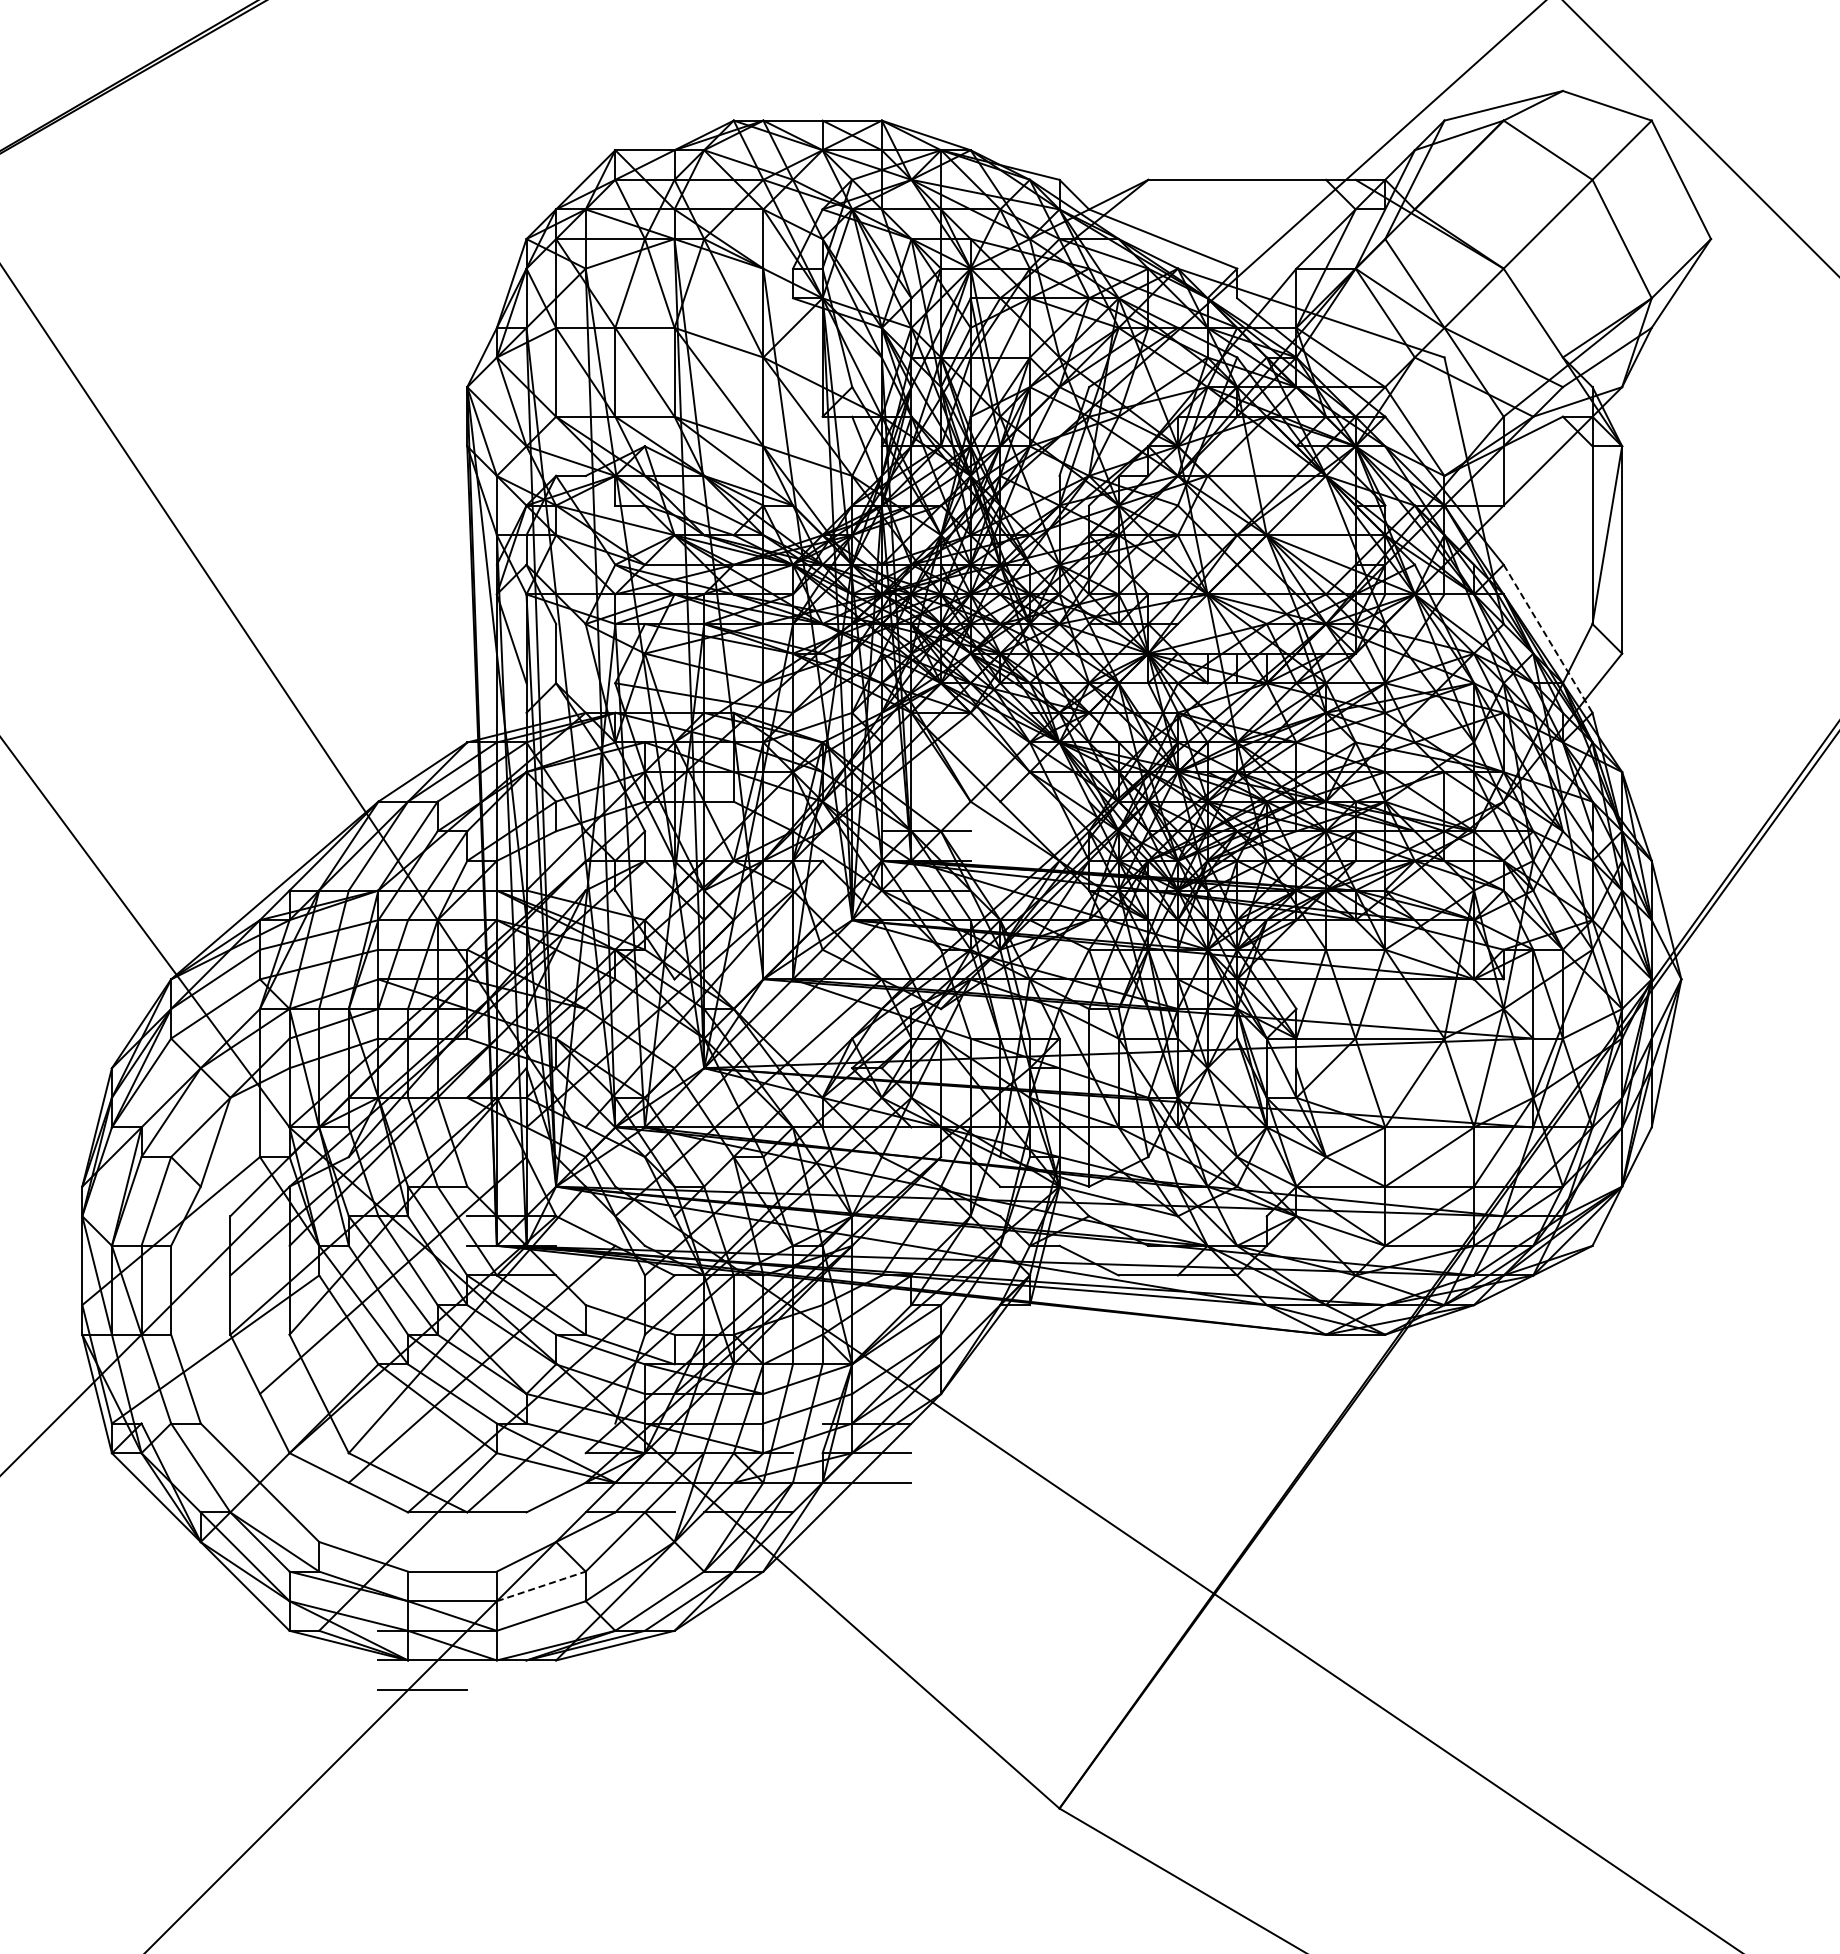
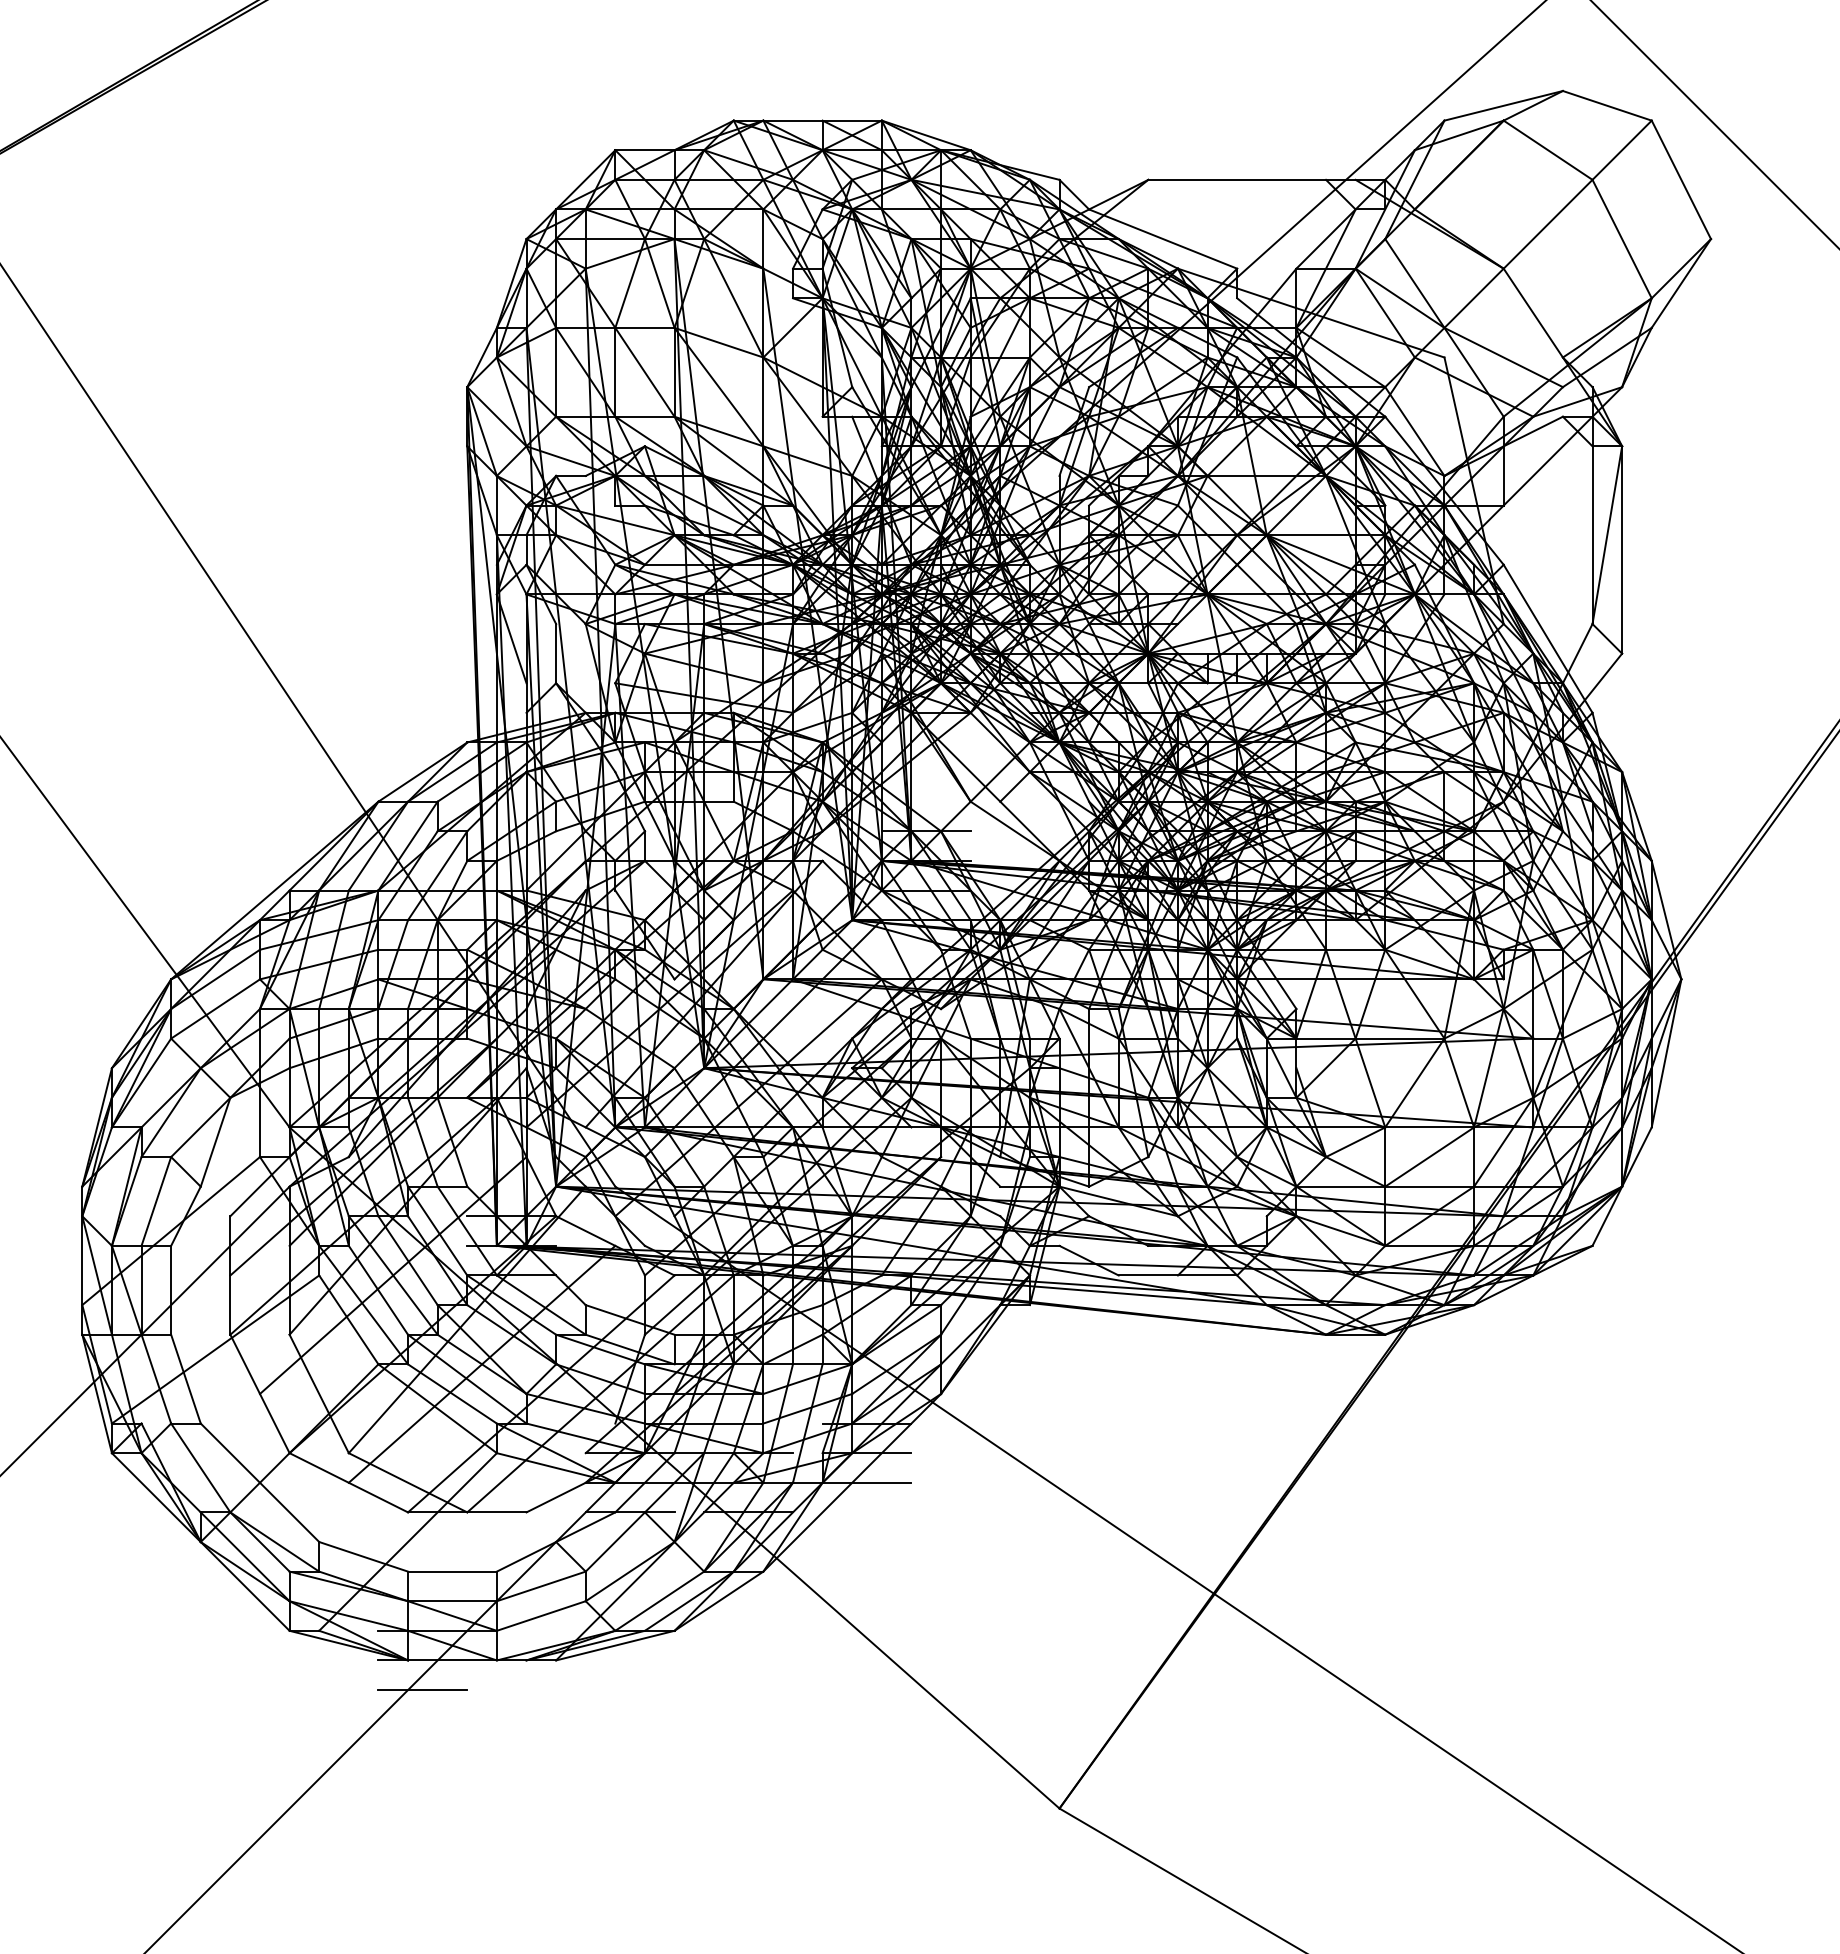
line position: (1700, 138) -> (1714, 124) (1714, 124)
line: dashed -> solid (1548, 639)
line: dashed -> solid (541, 1586)
